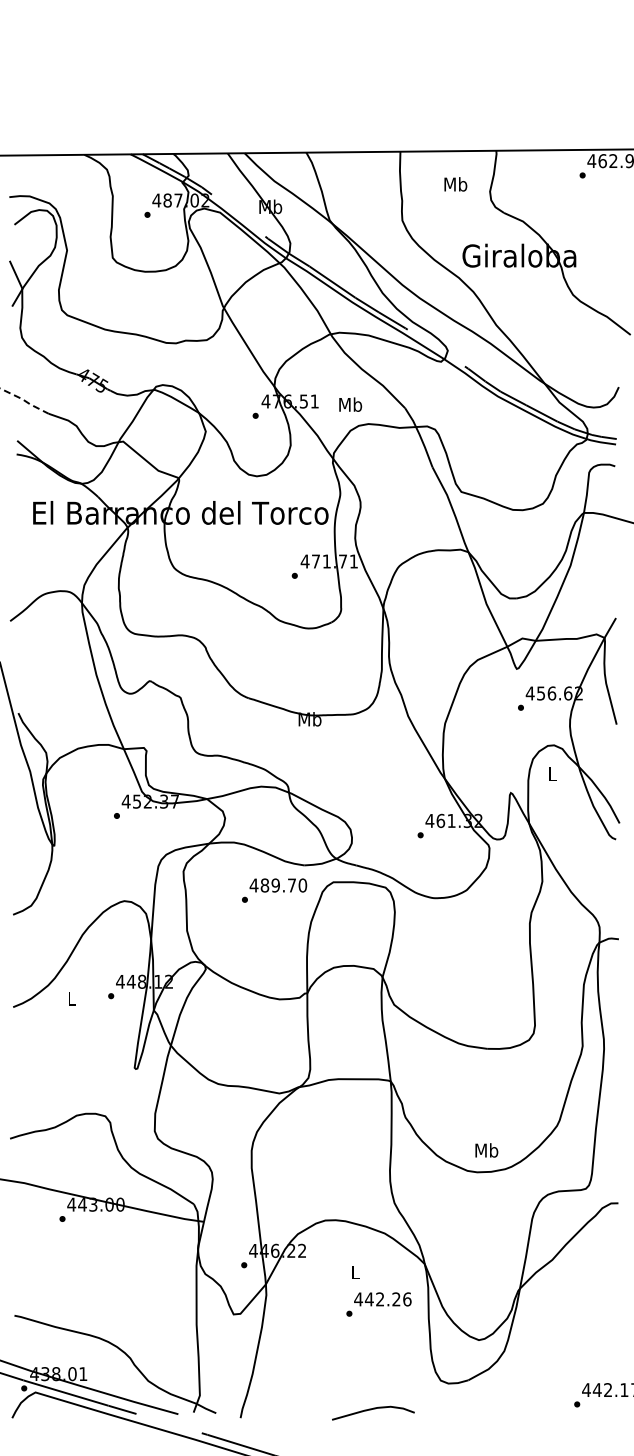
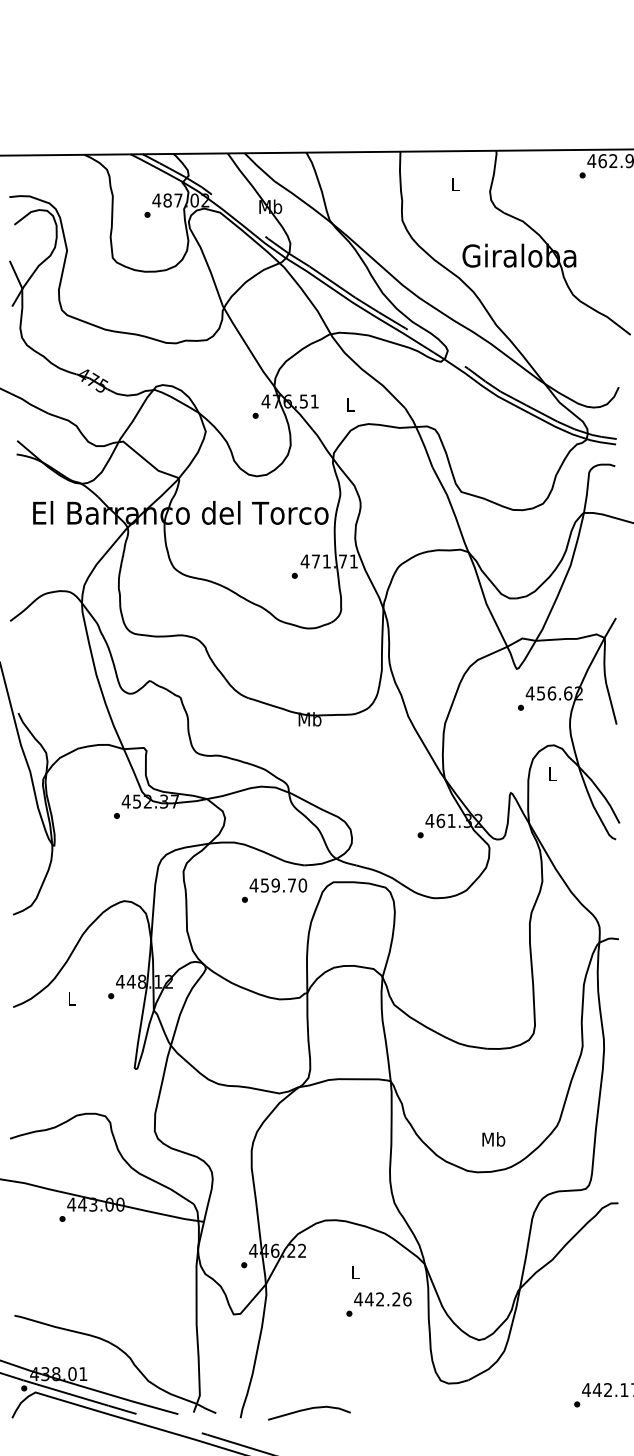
text: Mb -> L (455, 184)
line: dashed -> solid (25, 401)
text: Mb -> L (350, 404)
text: 489.70 -> 459.70 (264, 885)
text position: (486, 1150) -> (493, 1139) (493, 1139)
curve position: (371, 1410) -> (307, 1410) (307, 1410)
